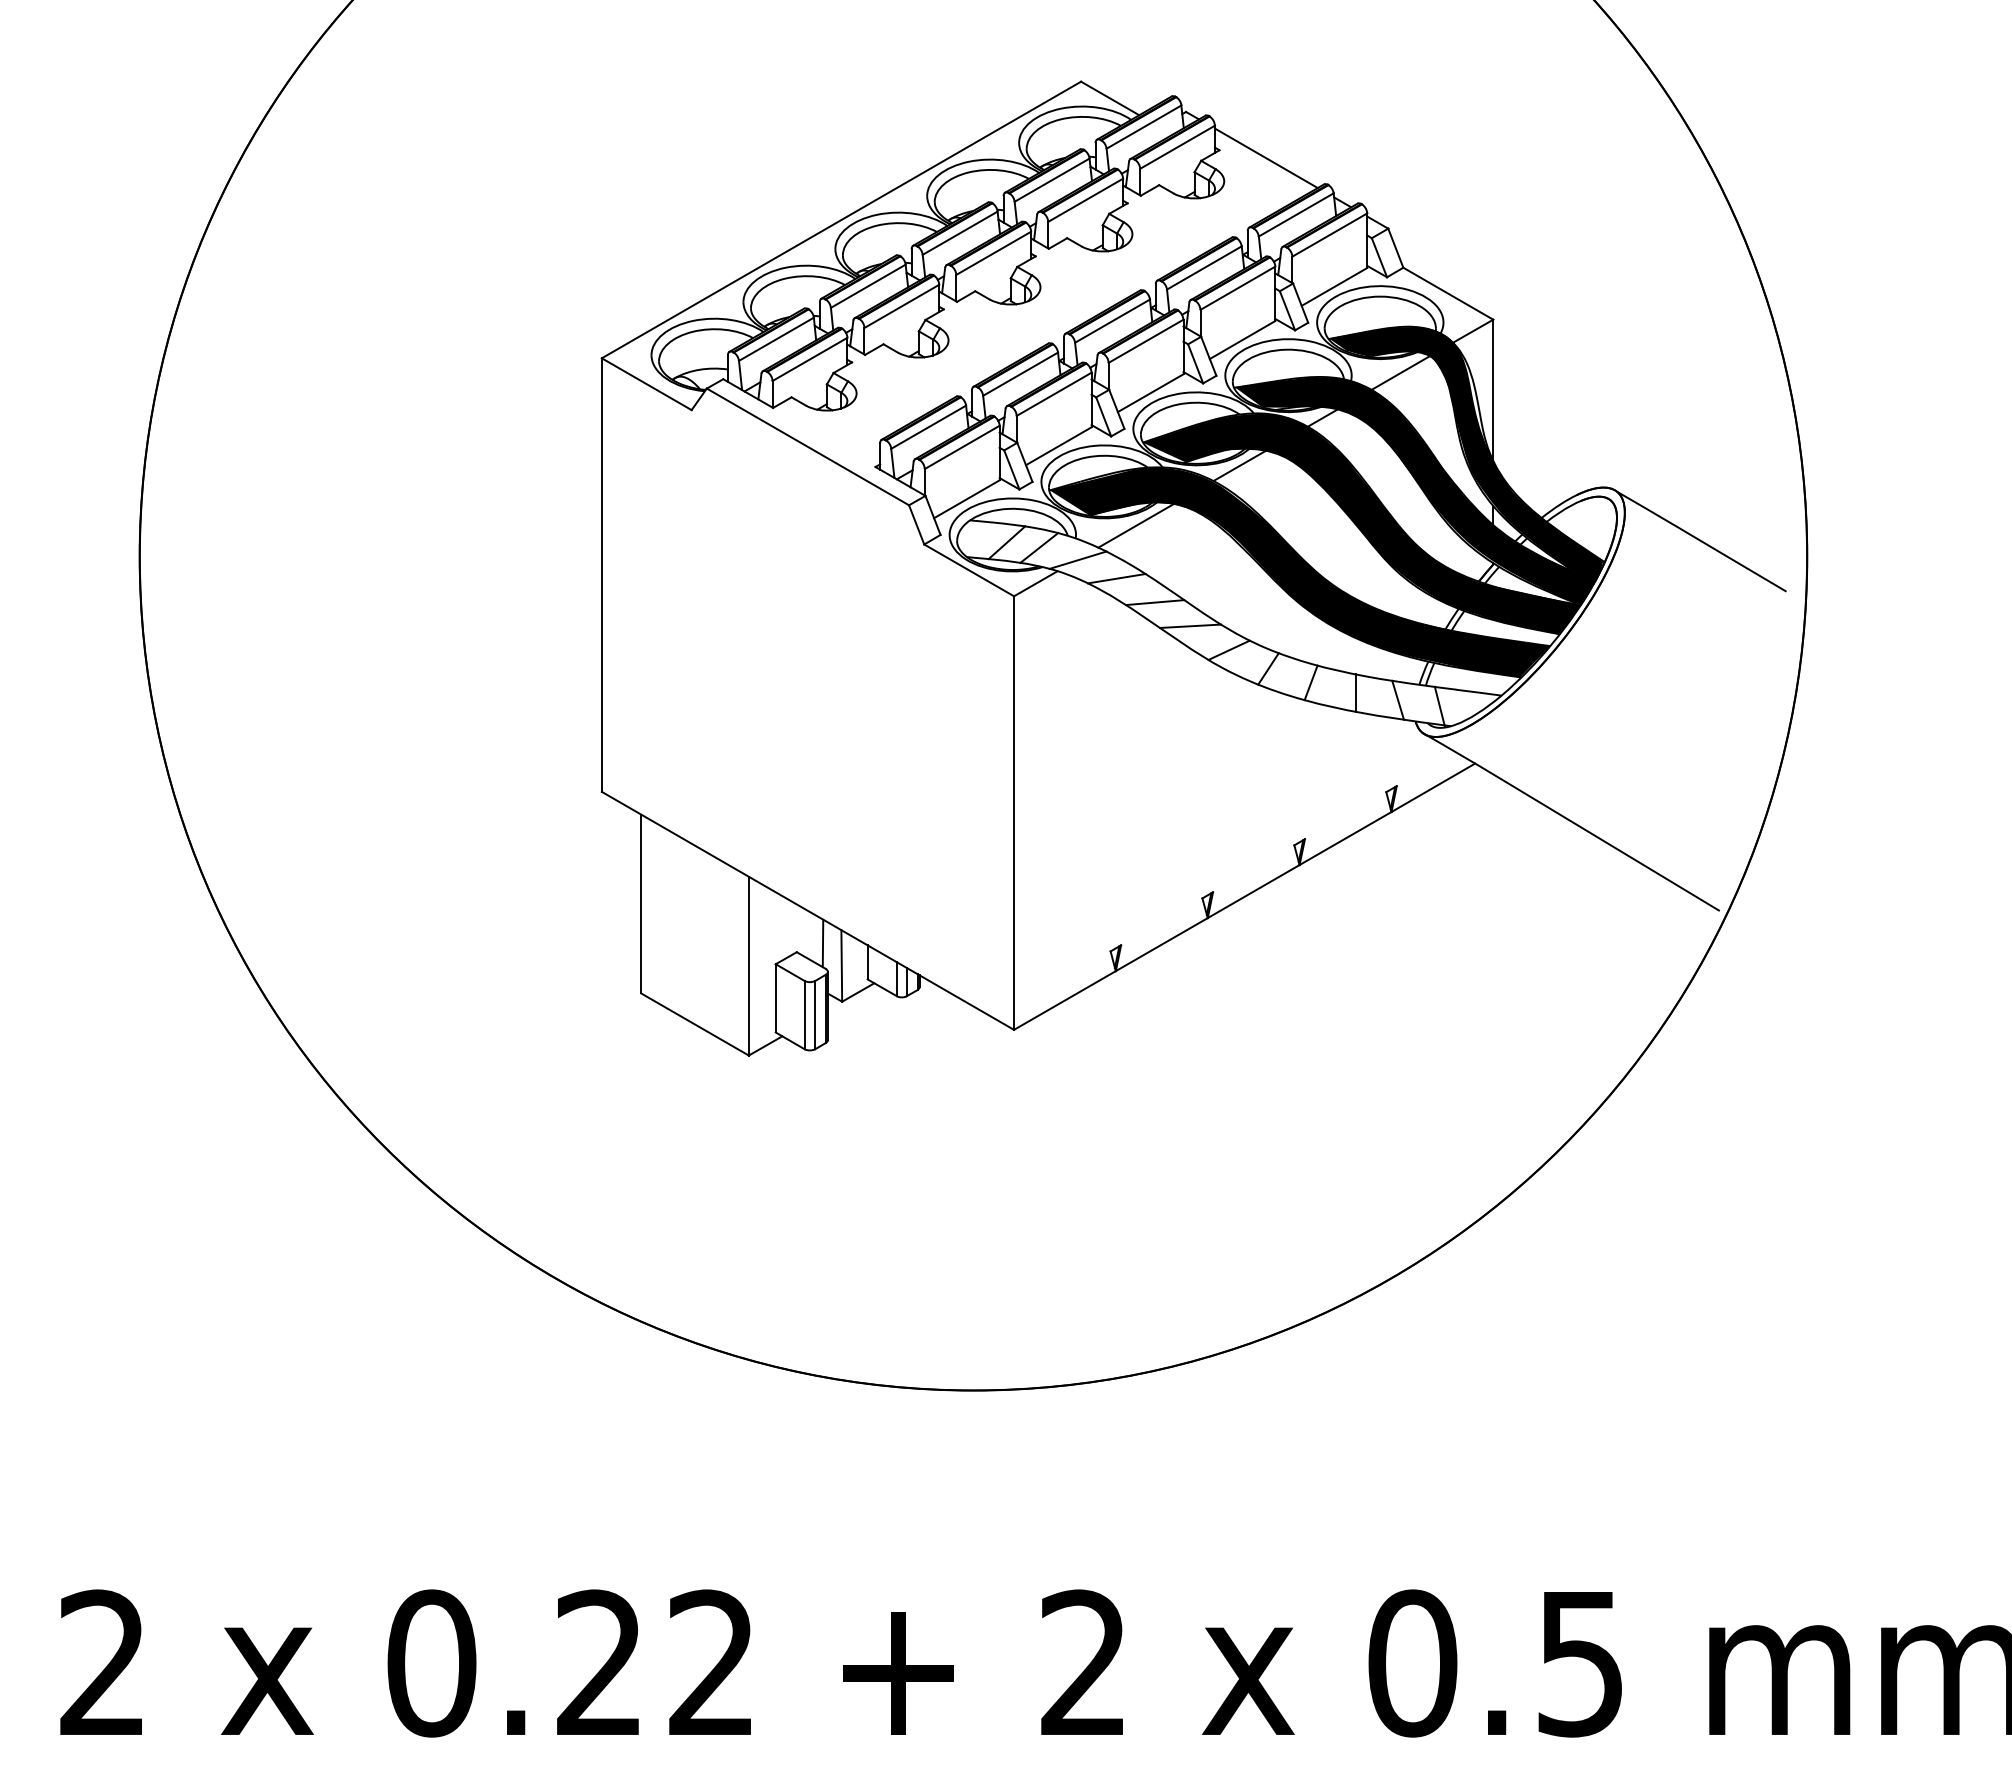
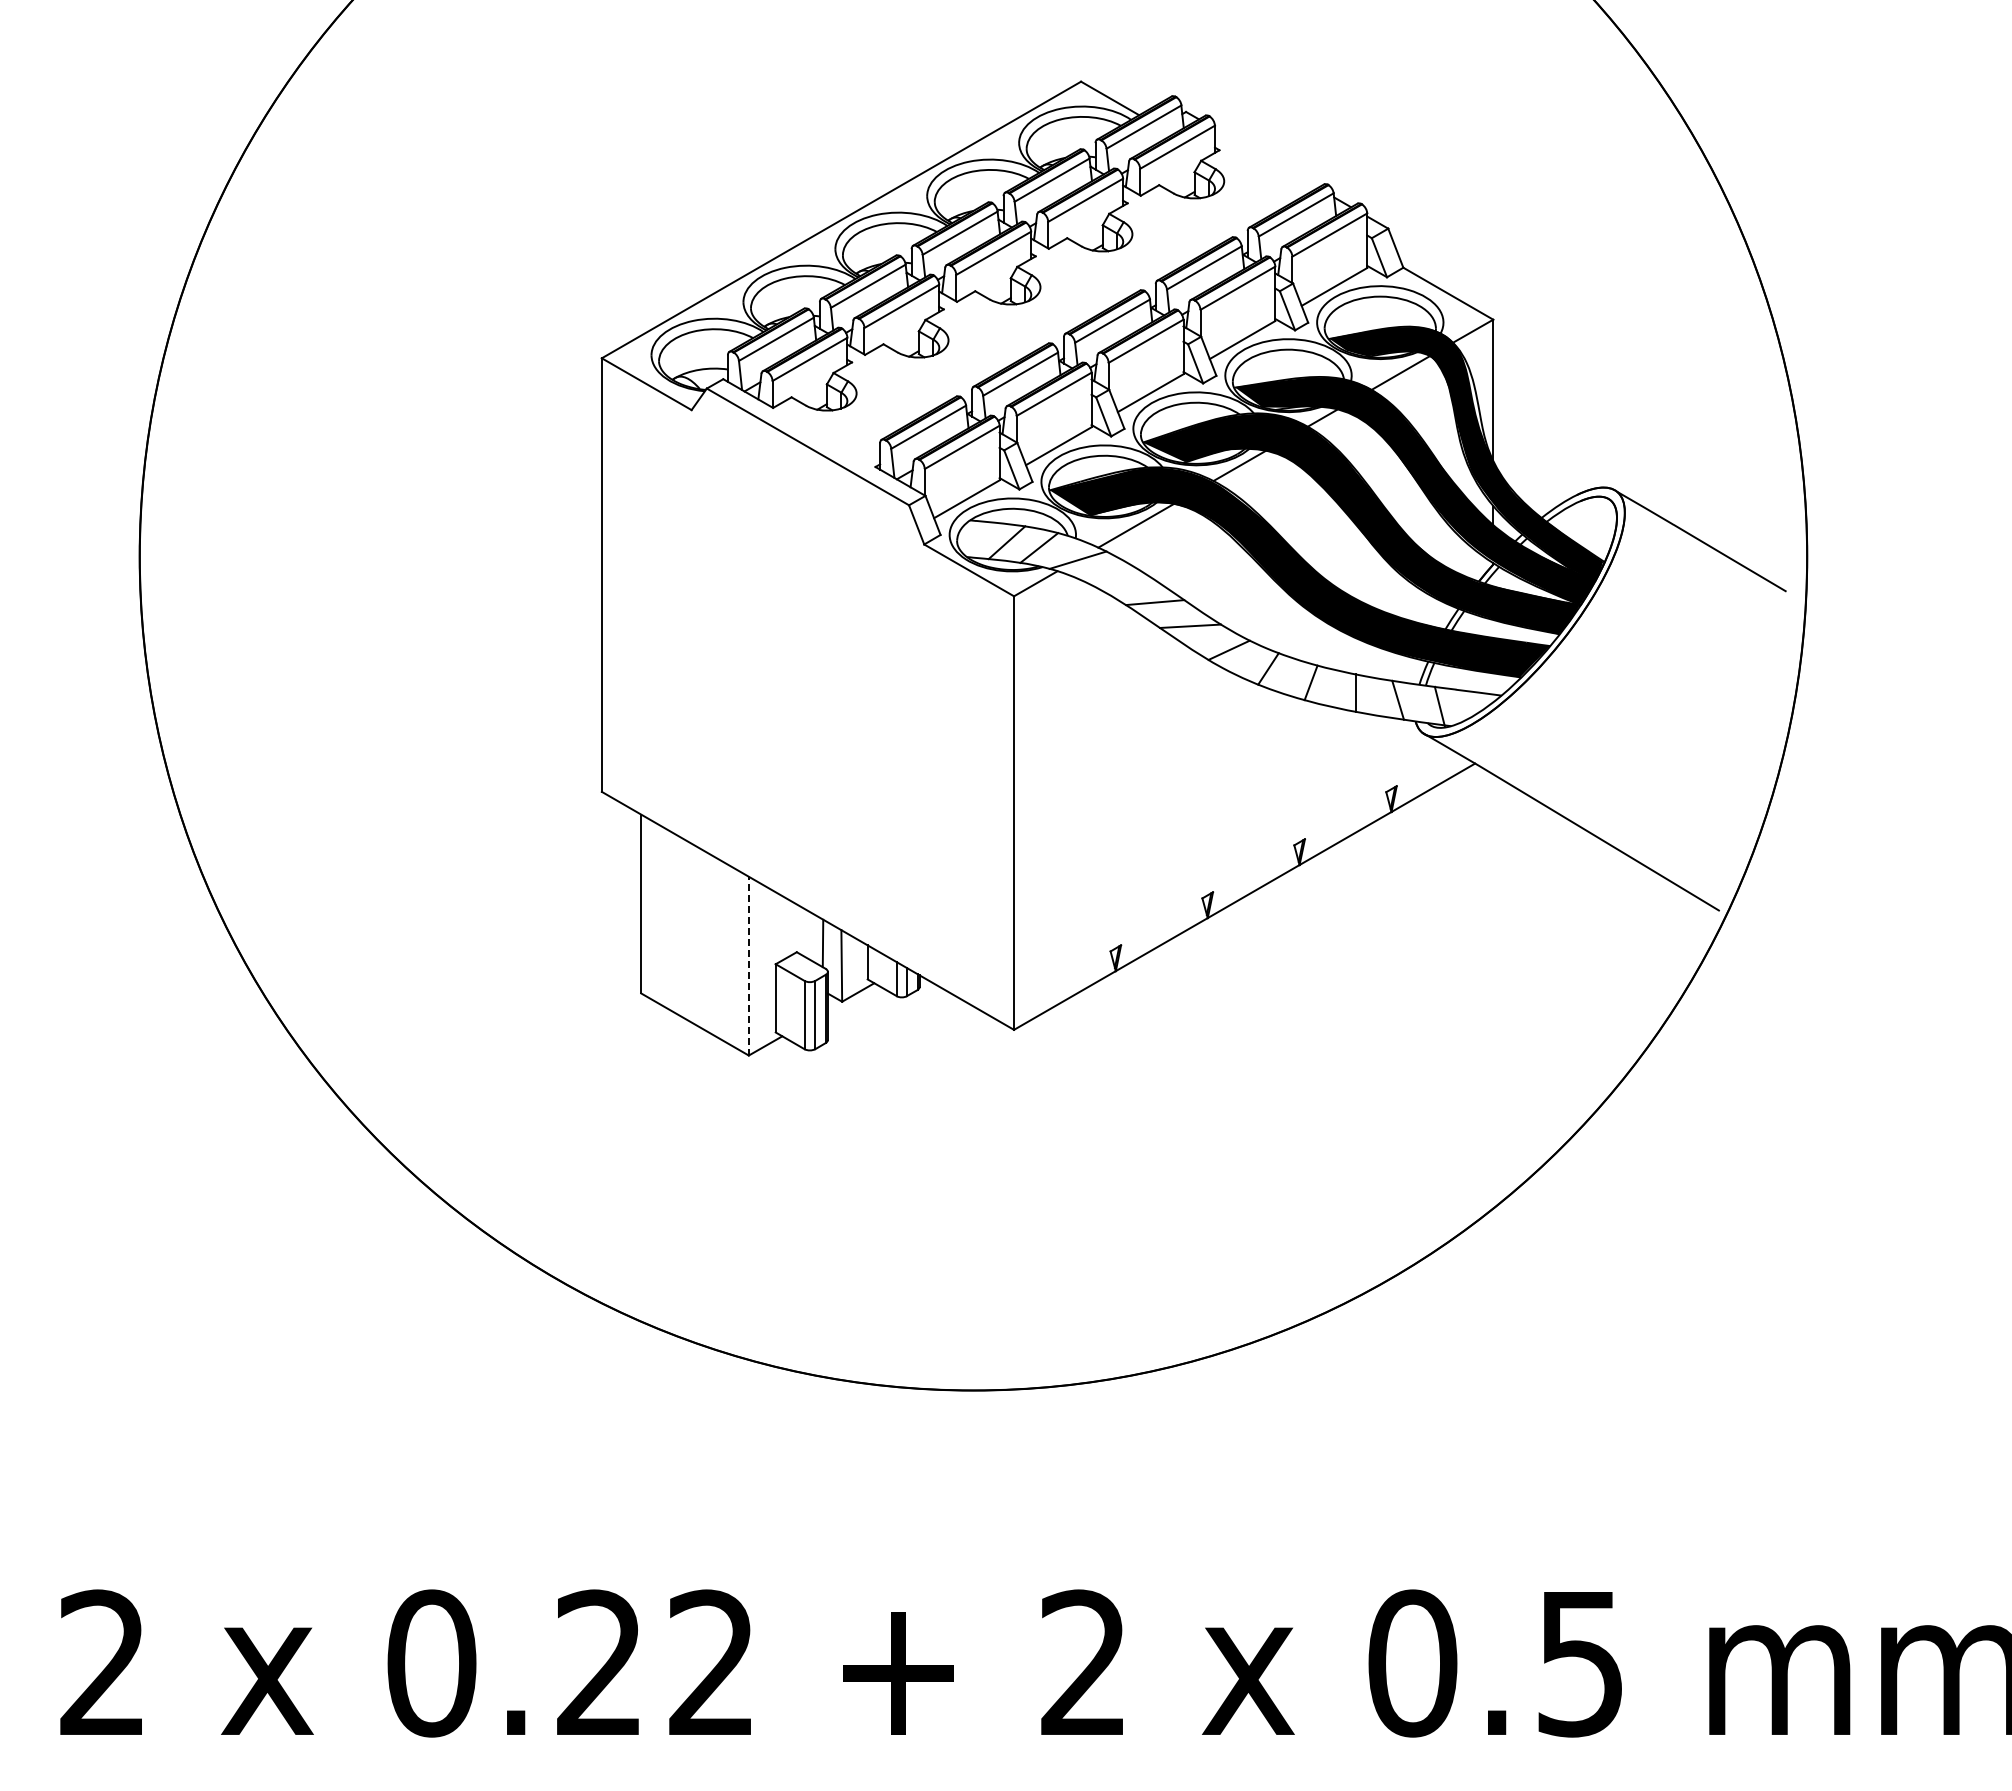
line: present -> none (1266, 158)
line: present -> none (1116, 578)
line: solid -> dashed (748, 965)
